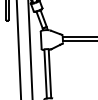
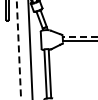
line: solid -> dashed (79, 36)
line: solid -> dashed (18, 50)
